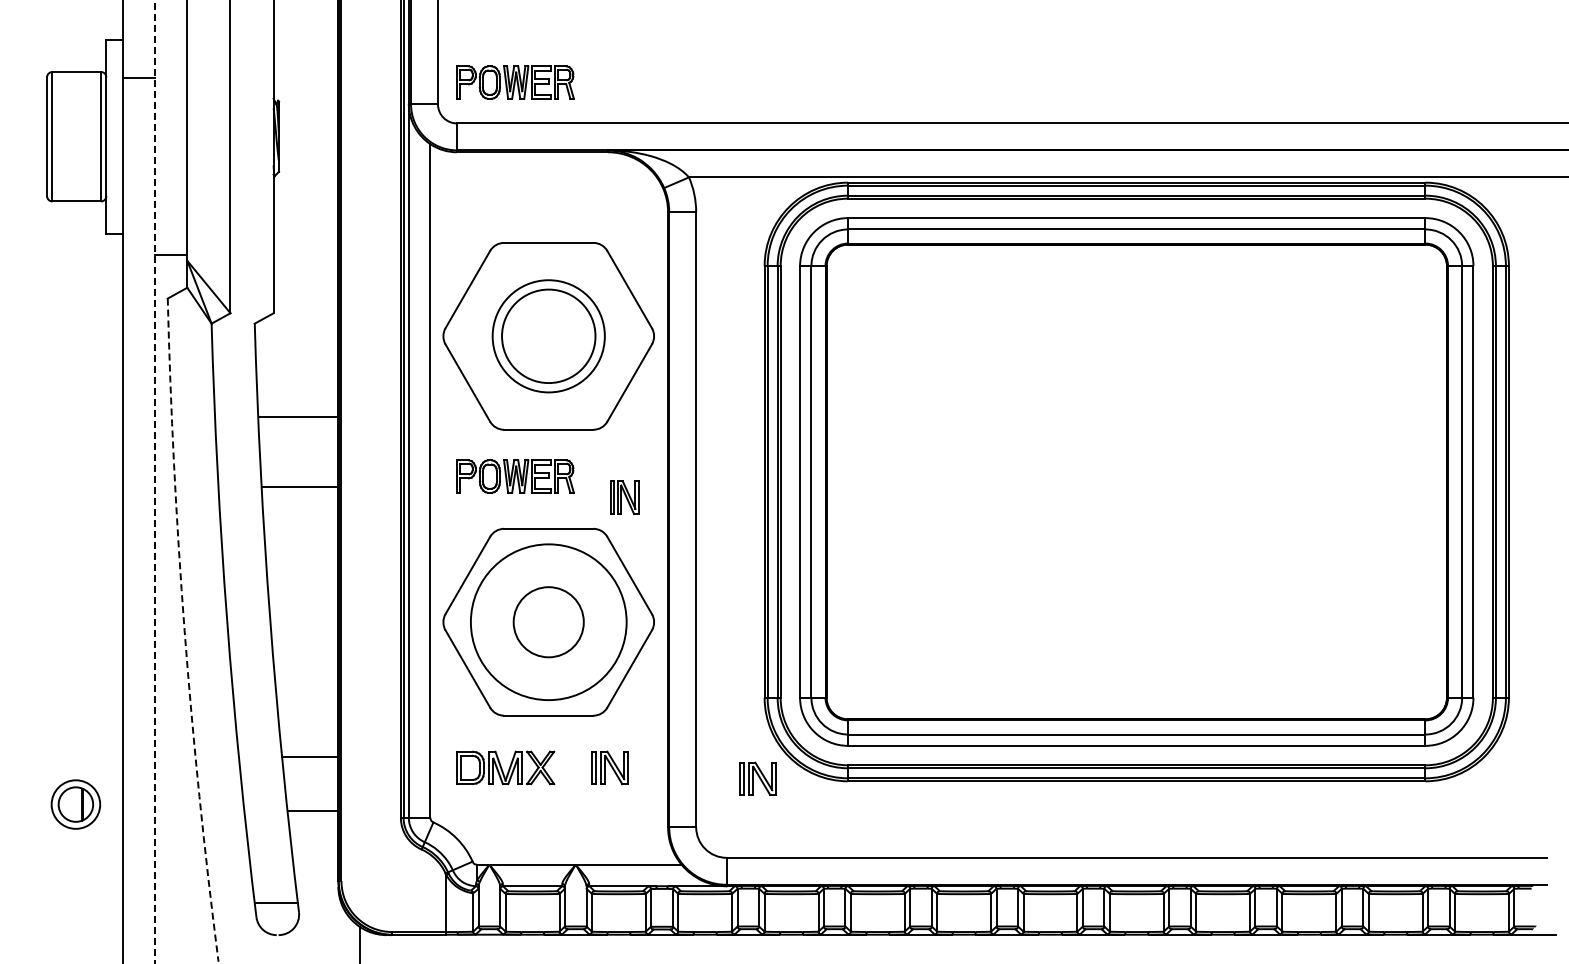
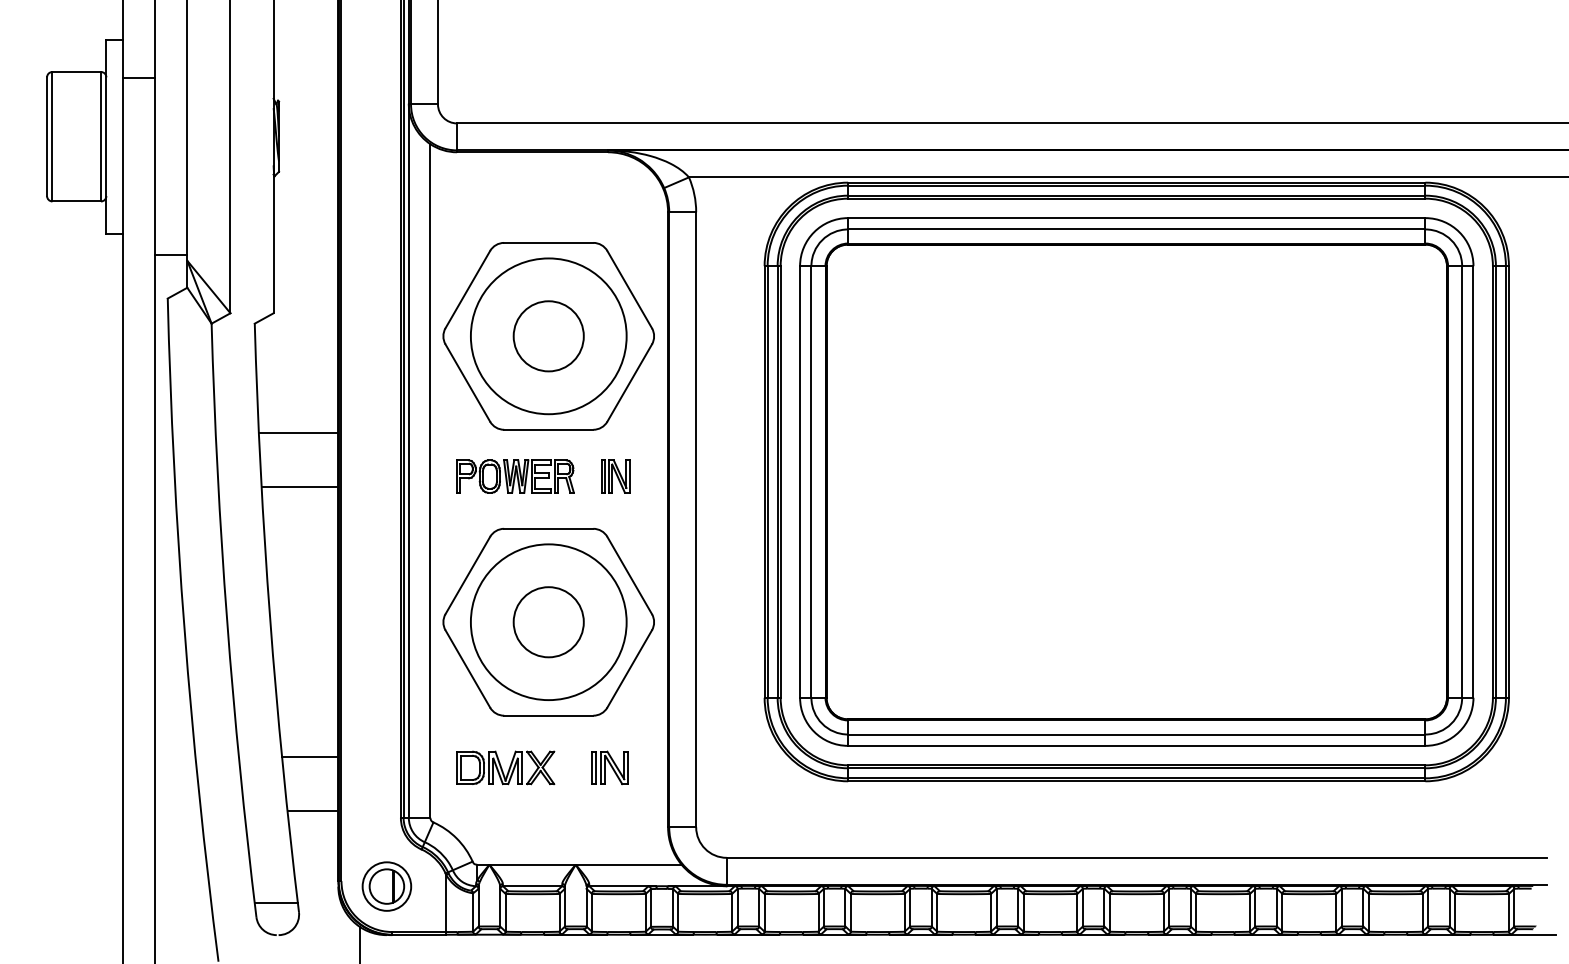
part: present -> none (515, 82)
circle diameter: 112 px -> 70 px (548, 336)
circle diameter: 93 px -> 156 px (548, 336)
line position: (298, 417) -> (298, 433) (298, 433)
line: dashed -> solid (154, 481)
part position: (624, 497) -> (615, 476) (615, 476)
arc: dashed -> solid (184, 630)
part: present -> none (757, 778)
part position: (75, 804) -> (386, 886) (386, 886)
